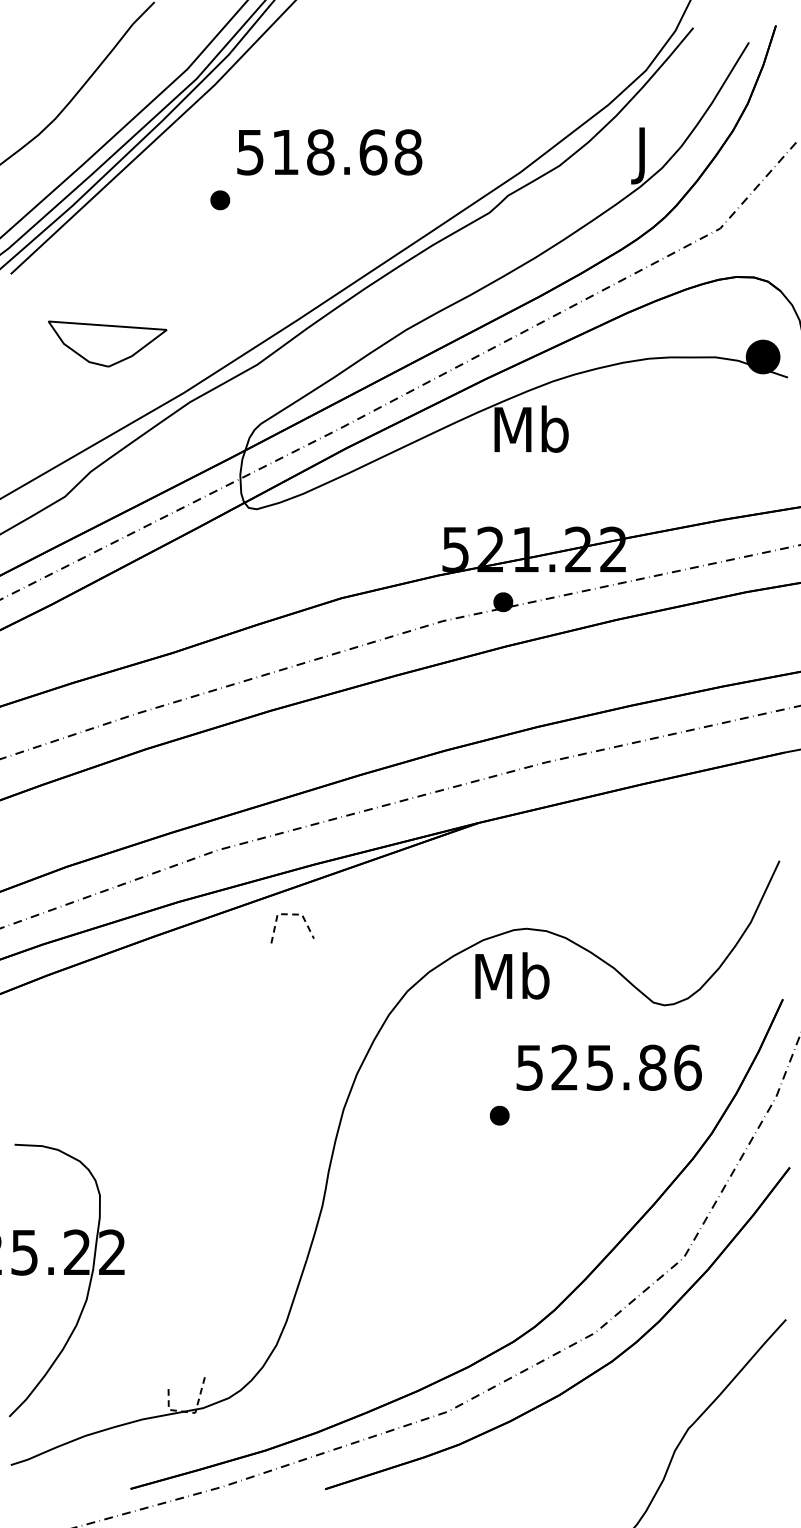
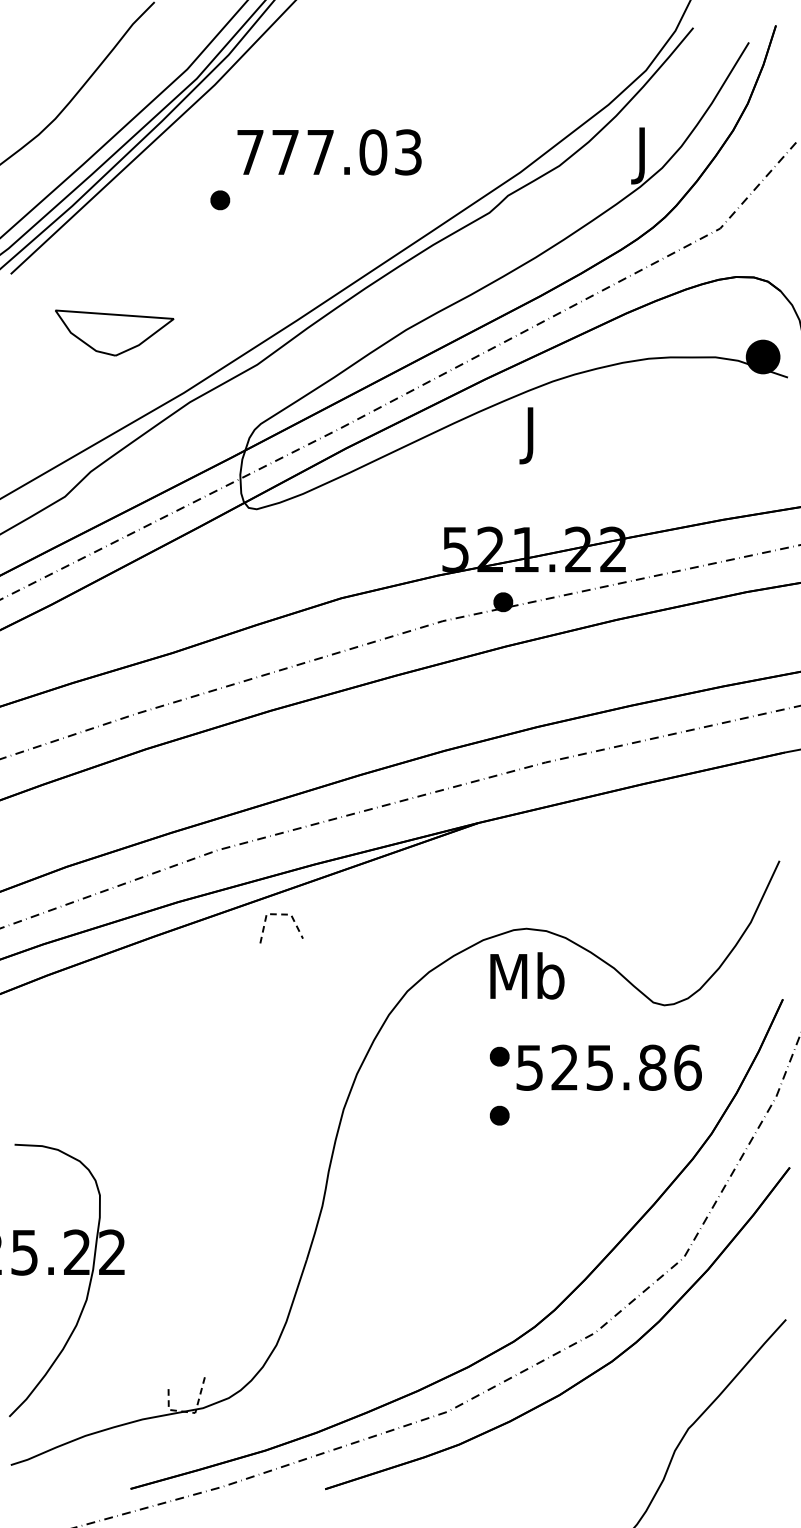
text: 518.68 -> 777.03 (329, 152)
part position: (107, 343) -> (114, 332) (114, 332)
text: Mb -> J (531, 434)
line position: (292, 915) -> (281, 915) (281, 915)
text position: (512, 975) -> (527, 975) (527, 975)
part: none -> present (499, 1056)
